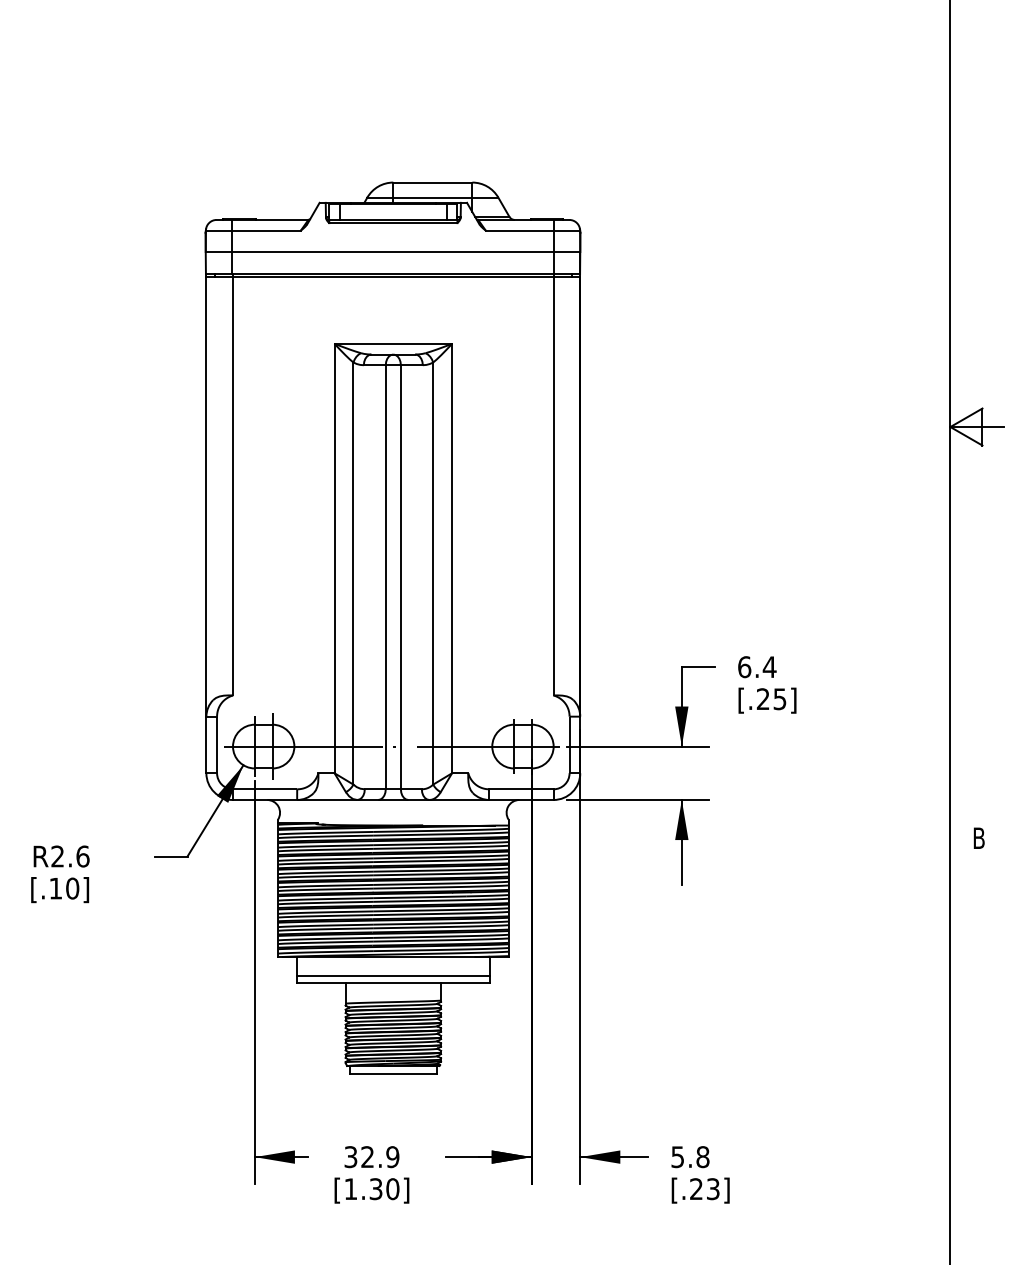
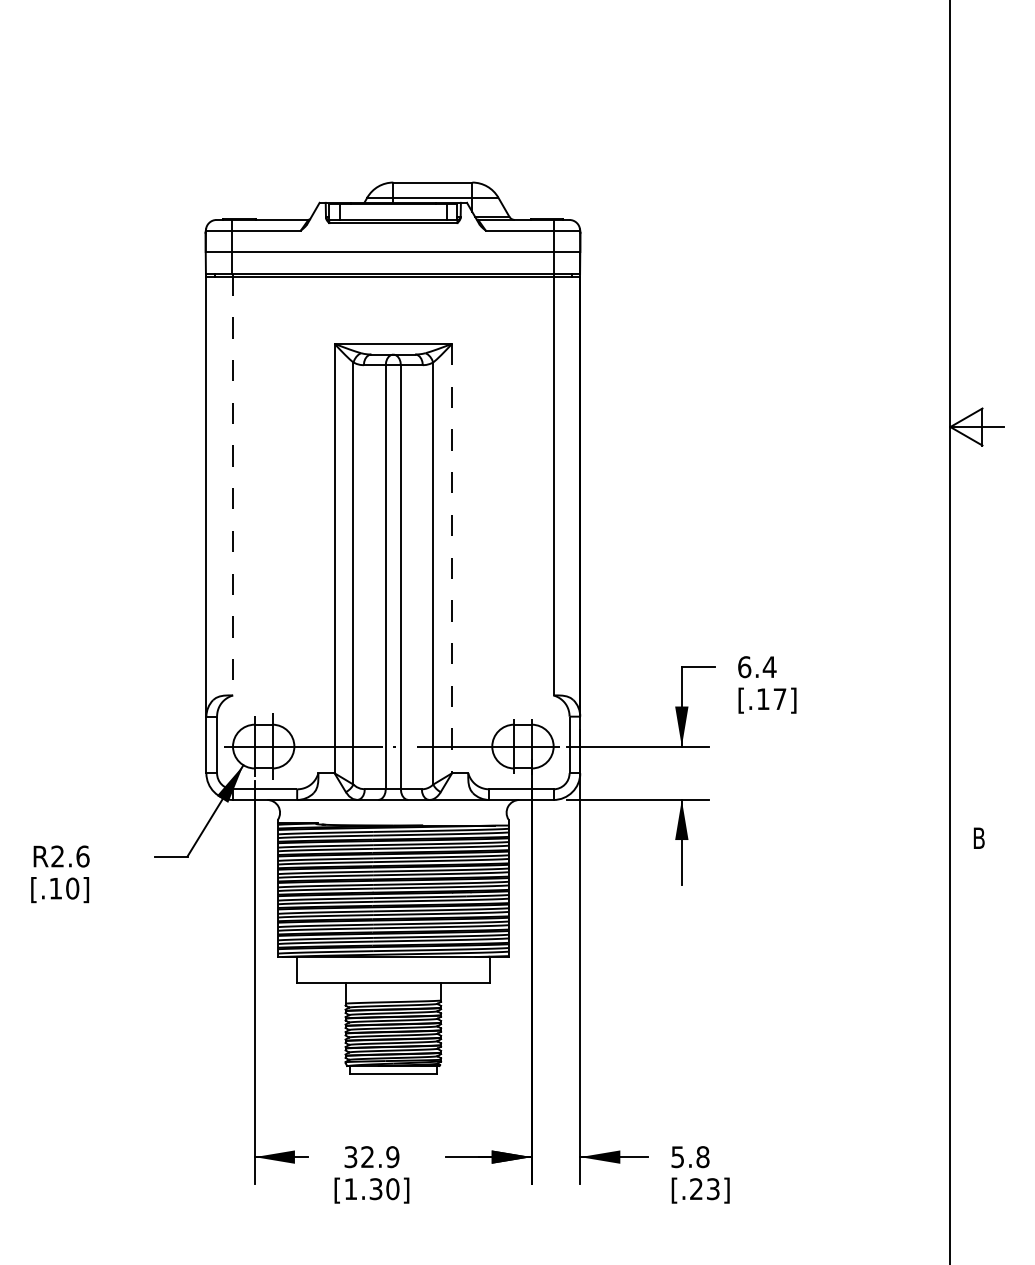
line: solid -> dashed (233, 484)
line: solid -> dashed (452, 558)
text: [.25] -> [.17] (771, 699)
line: present -> none (393, 976)
